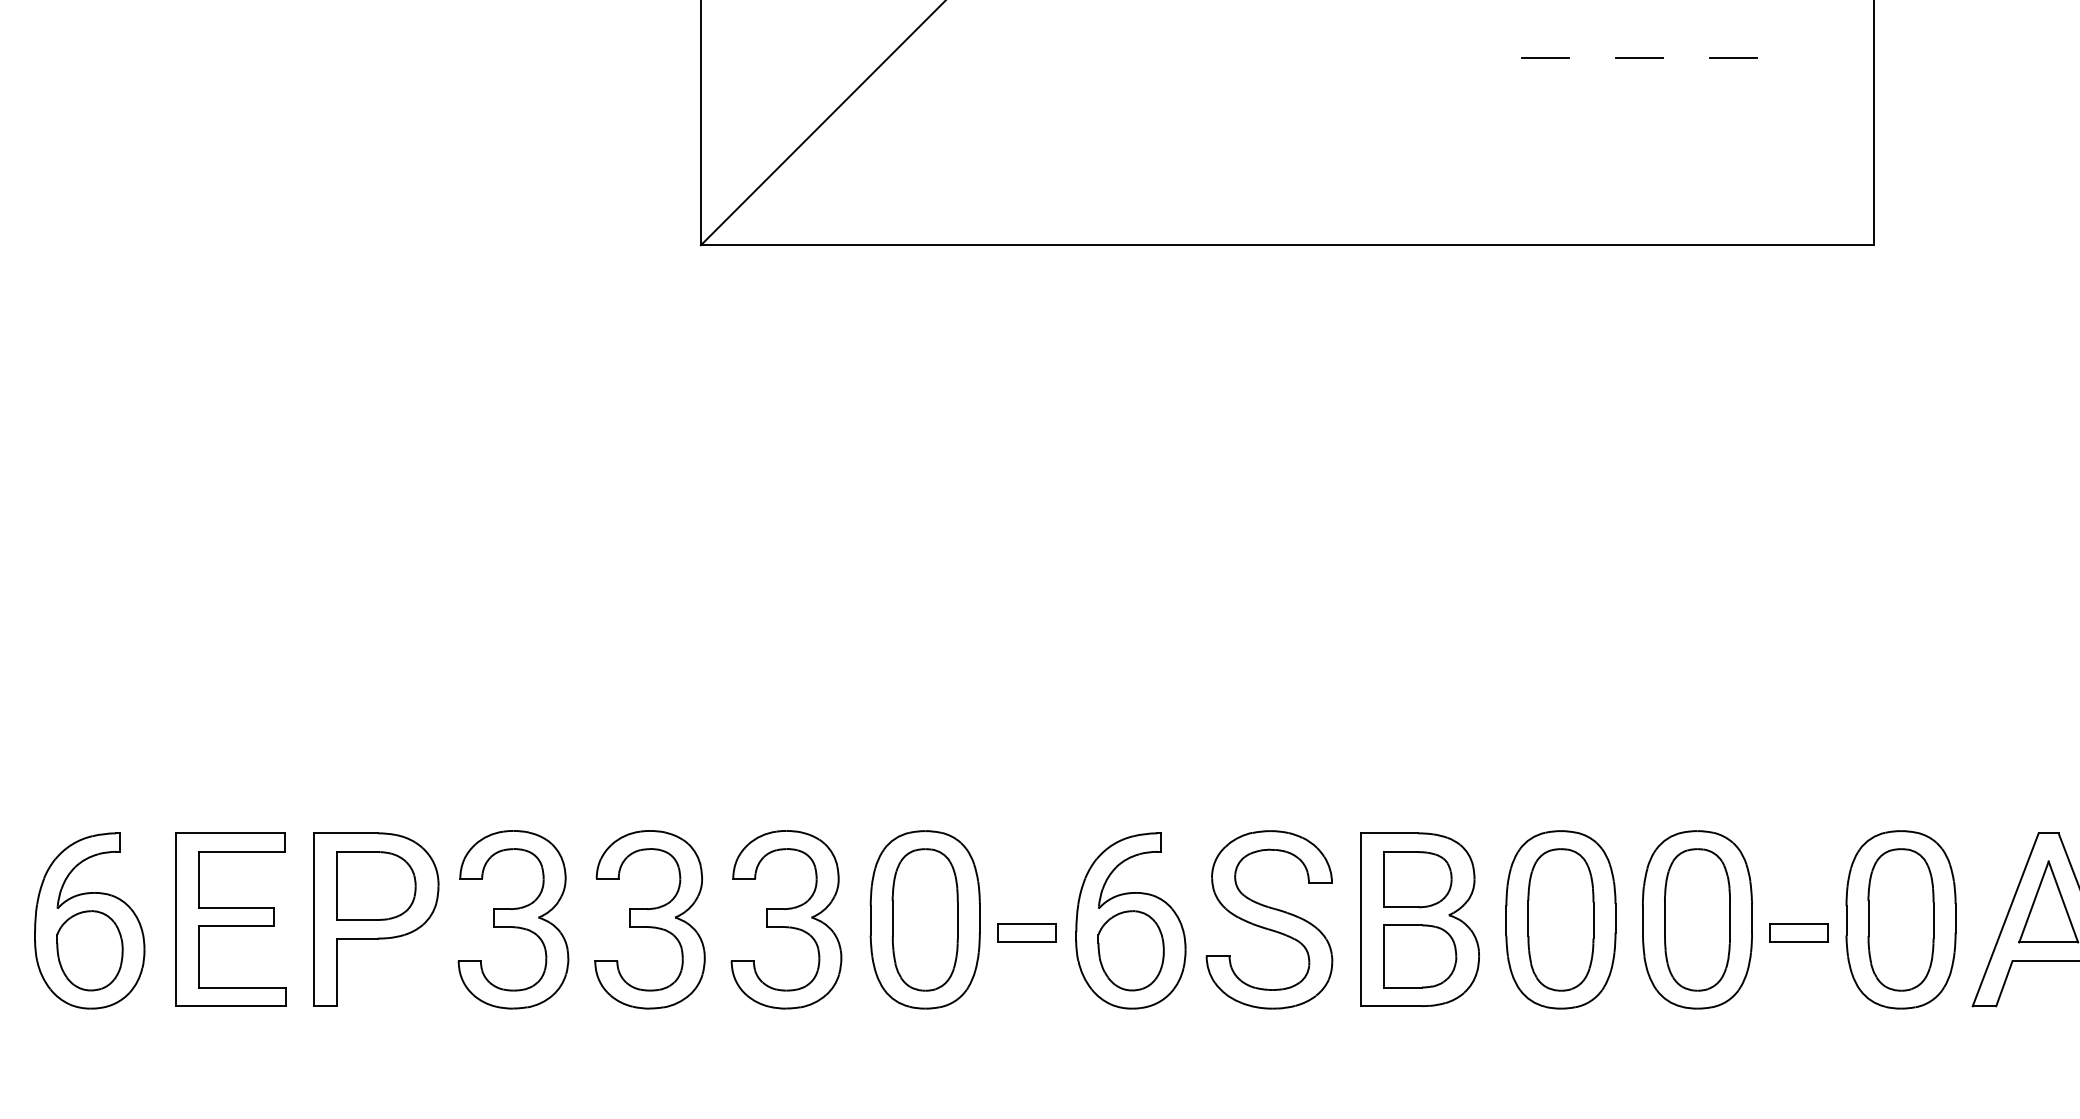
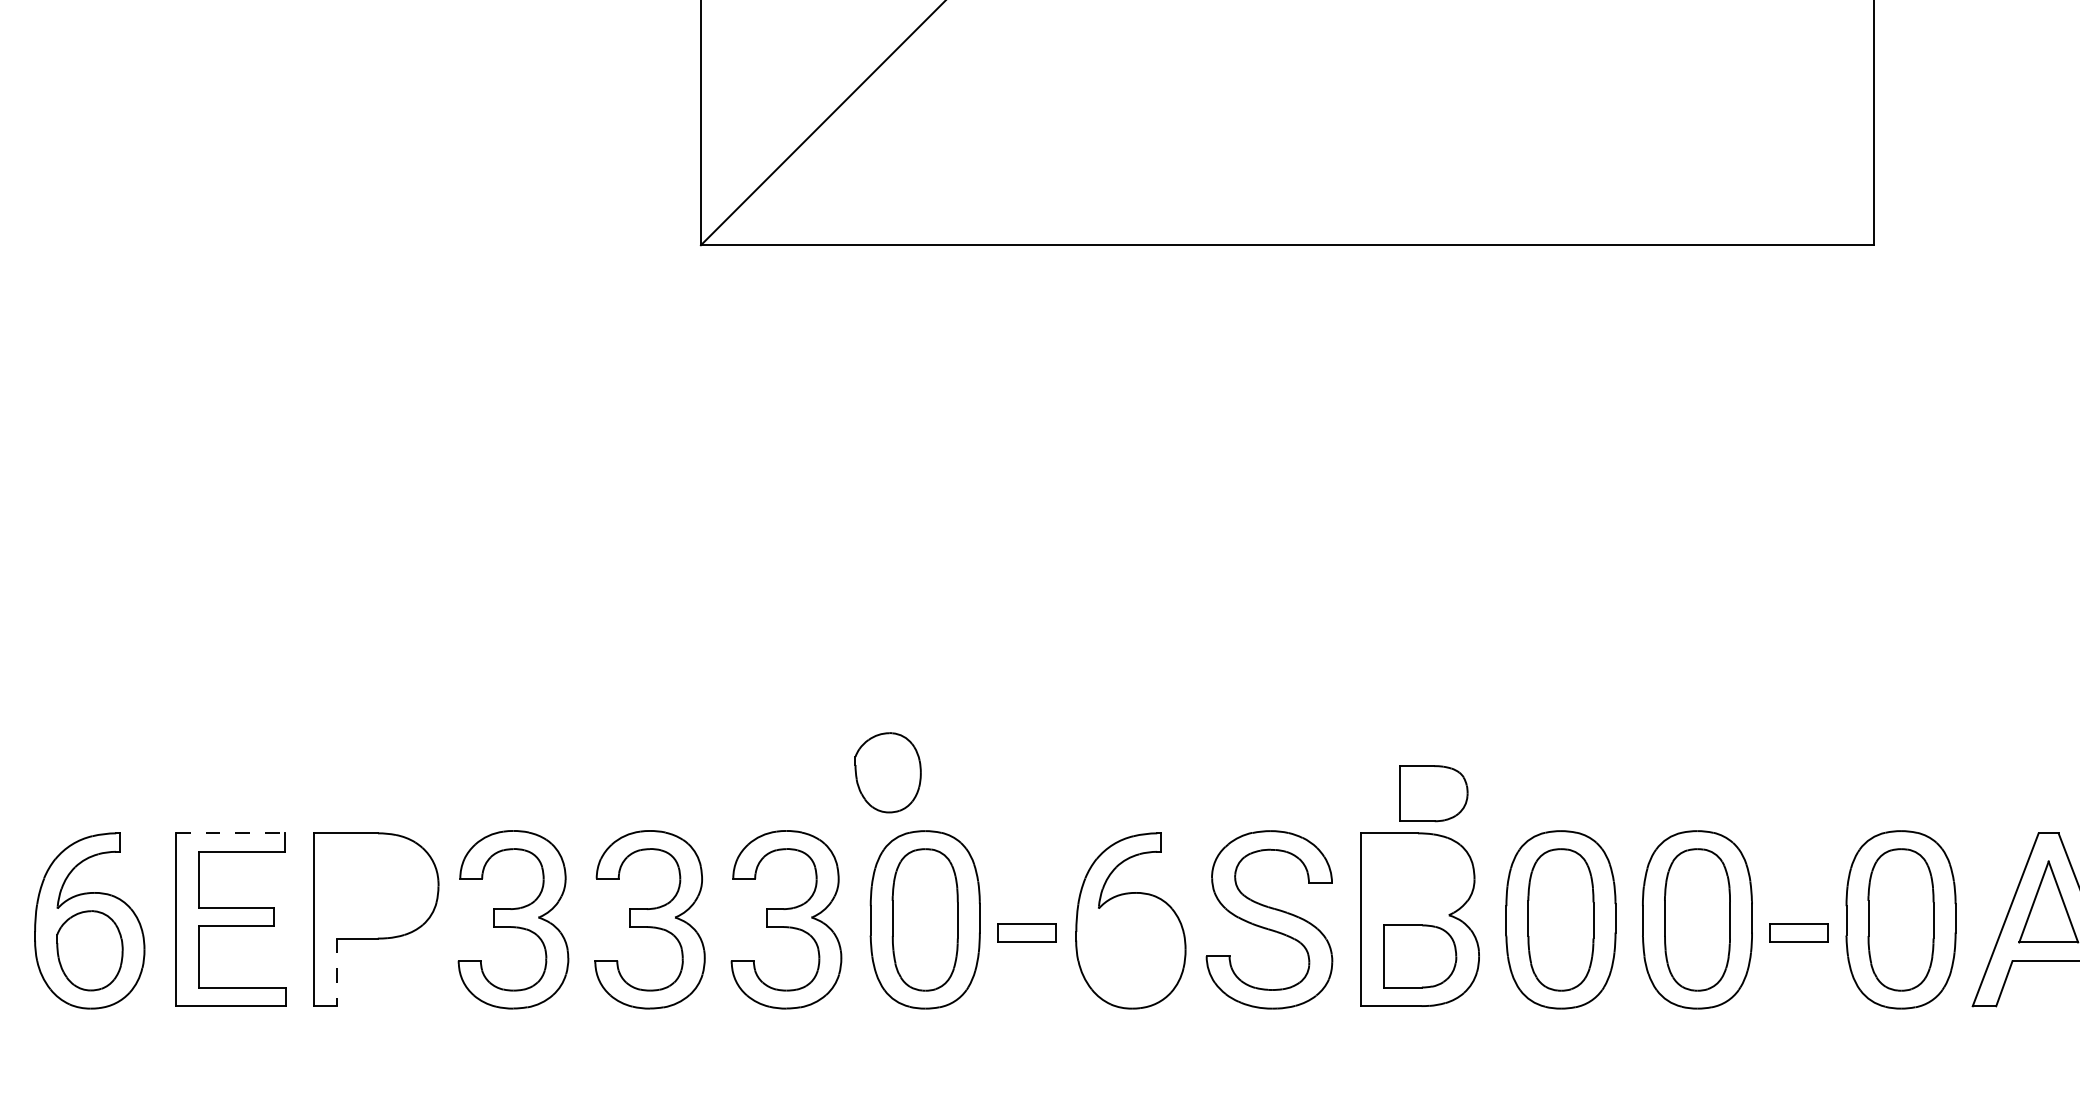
line: present -> none (1545, 57)
line: present -> none (1638, 57)
line: present -> none (1732, 57)
line: solid -> dashed (230, 833)
part position: (1417, 879) -> (1433, 793) (1433, 793)
part: present -> none (376, 885)
part position: (1130, 950) -> (887, 772) (887, 772)
line: solid -> dashed (337, 972)
